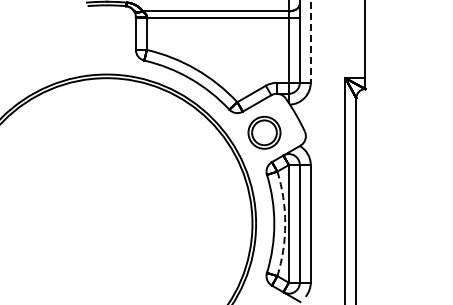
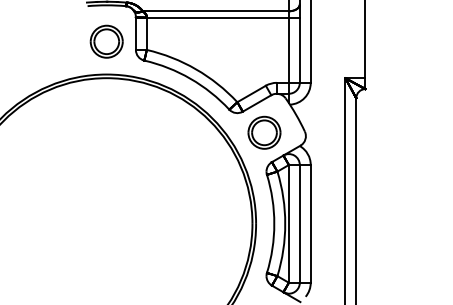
part: none -> present (106, 41)
line: dashed -> solid (310, 41)
arc: dashed -> solid (285, 223)
